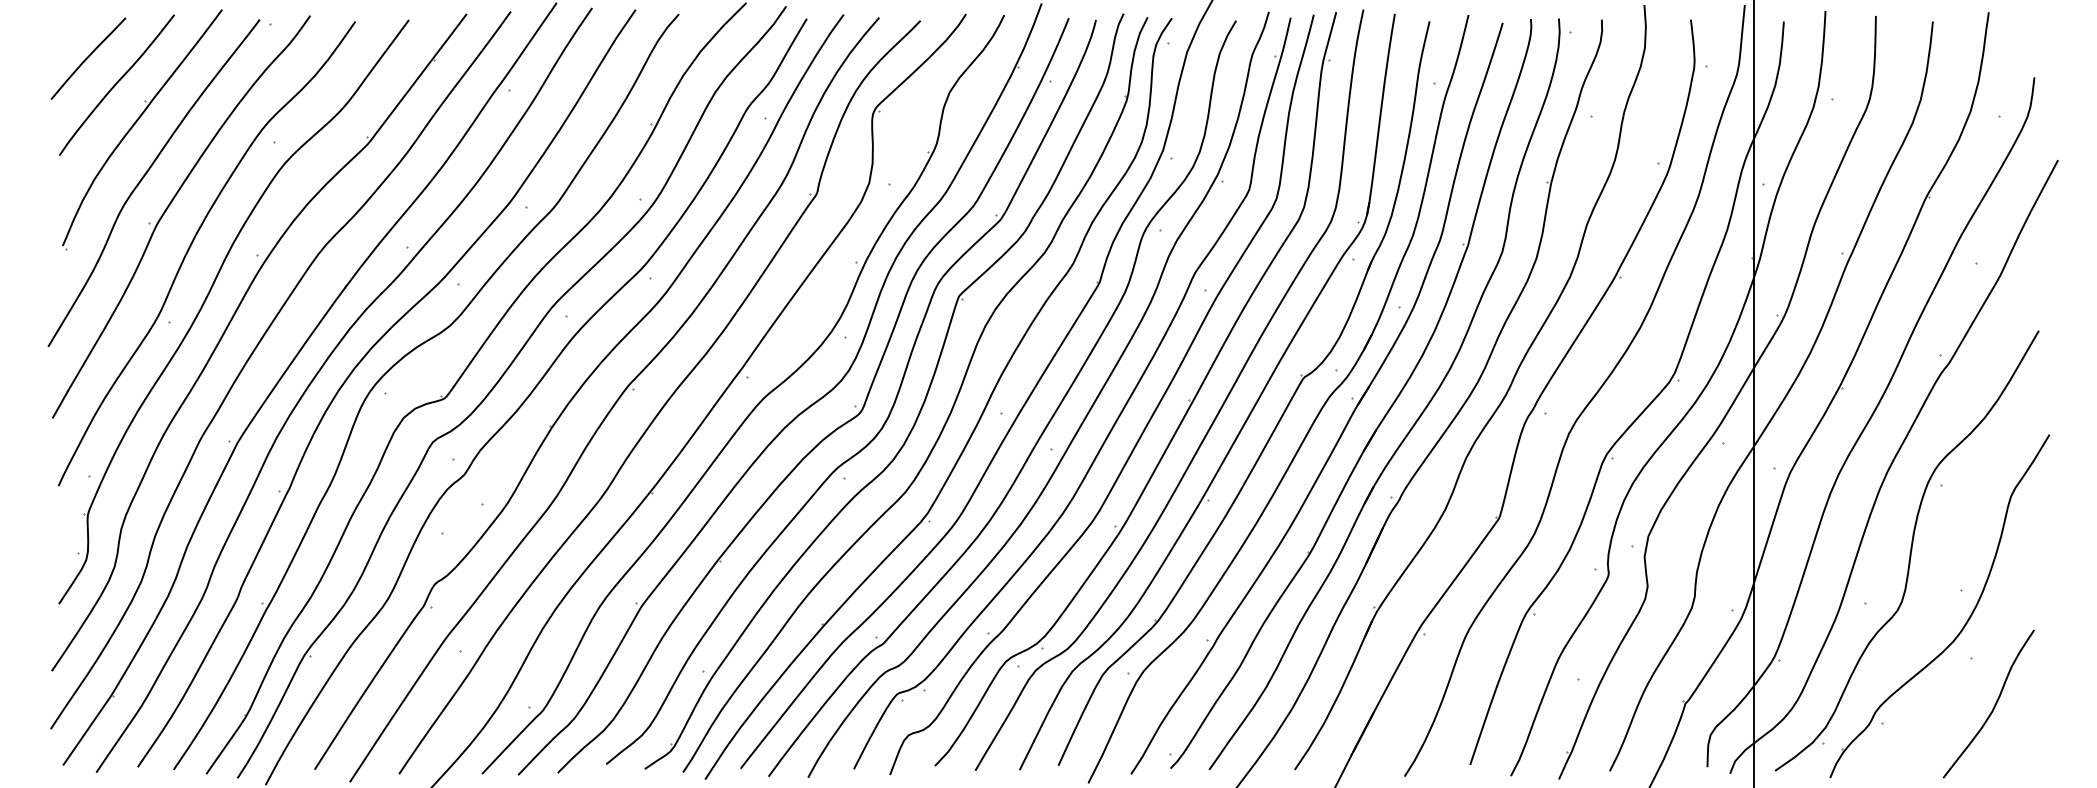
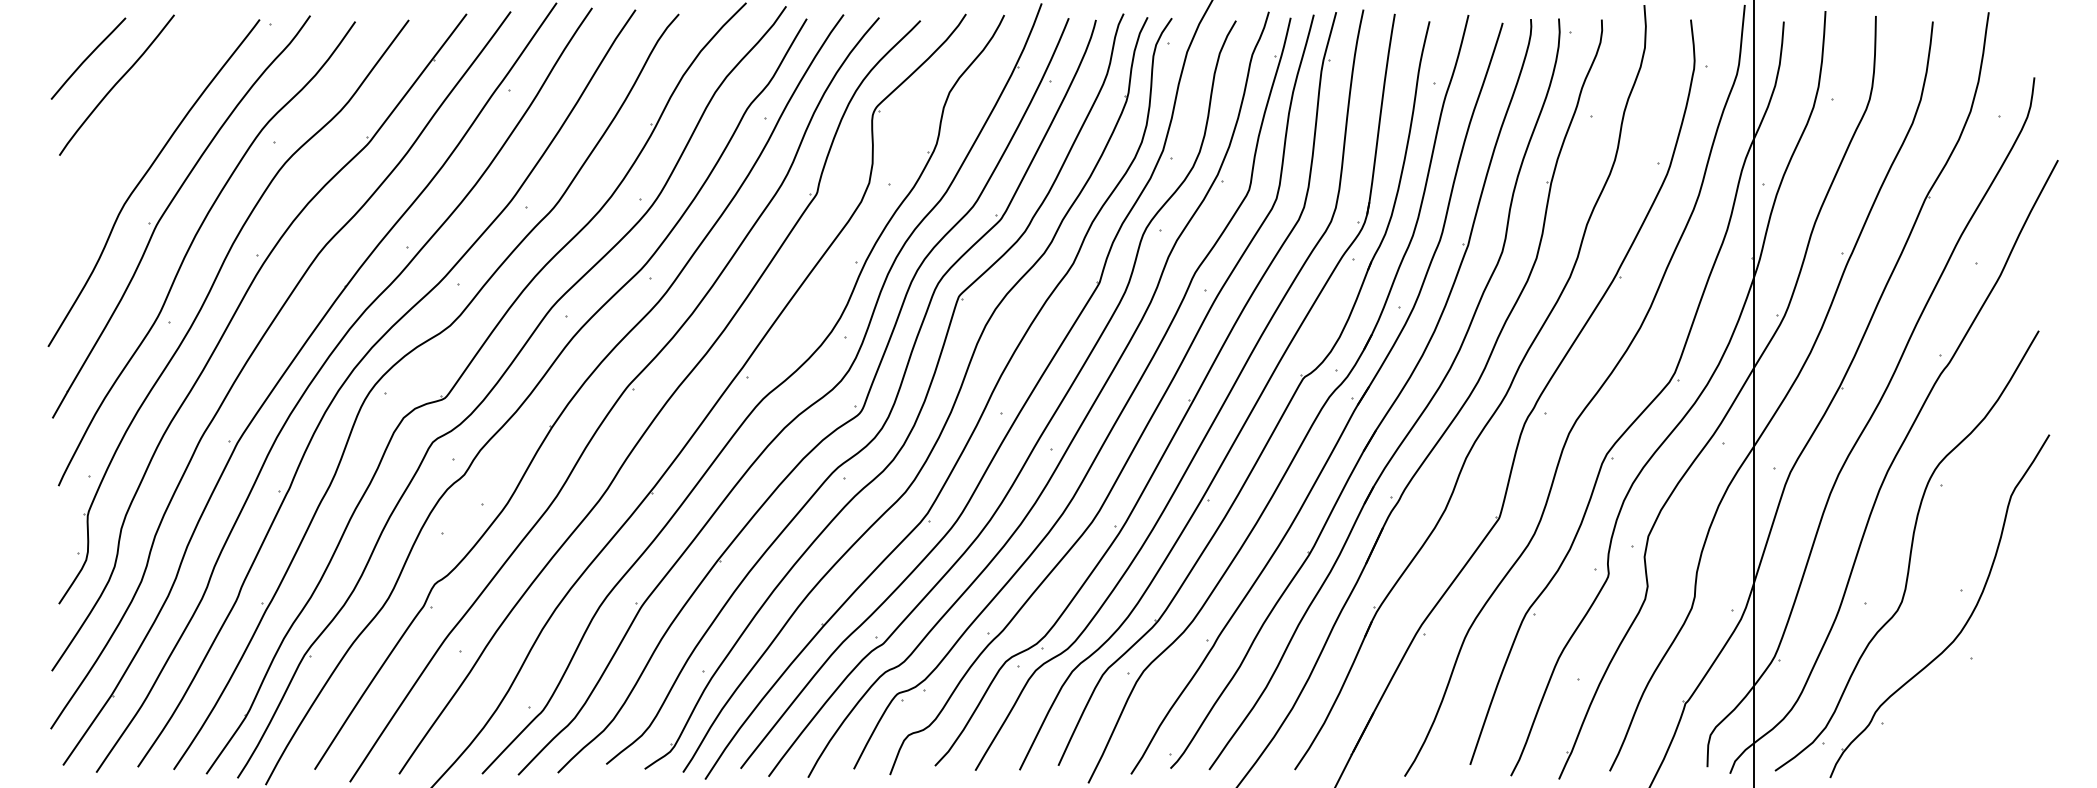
part: present -> none (135, 124)
curve: present -> none (1993, 706)
